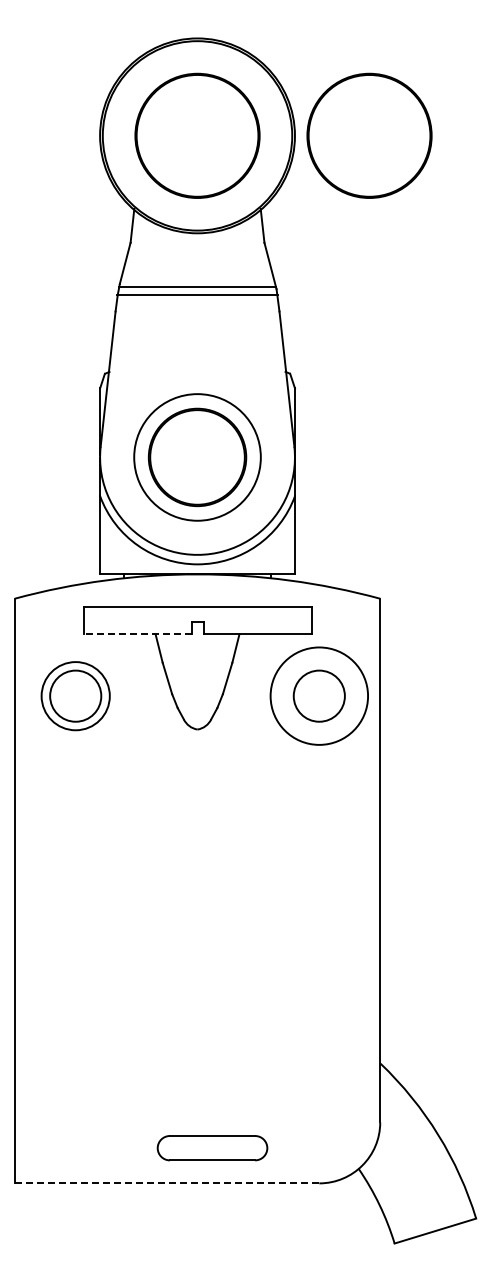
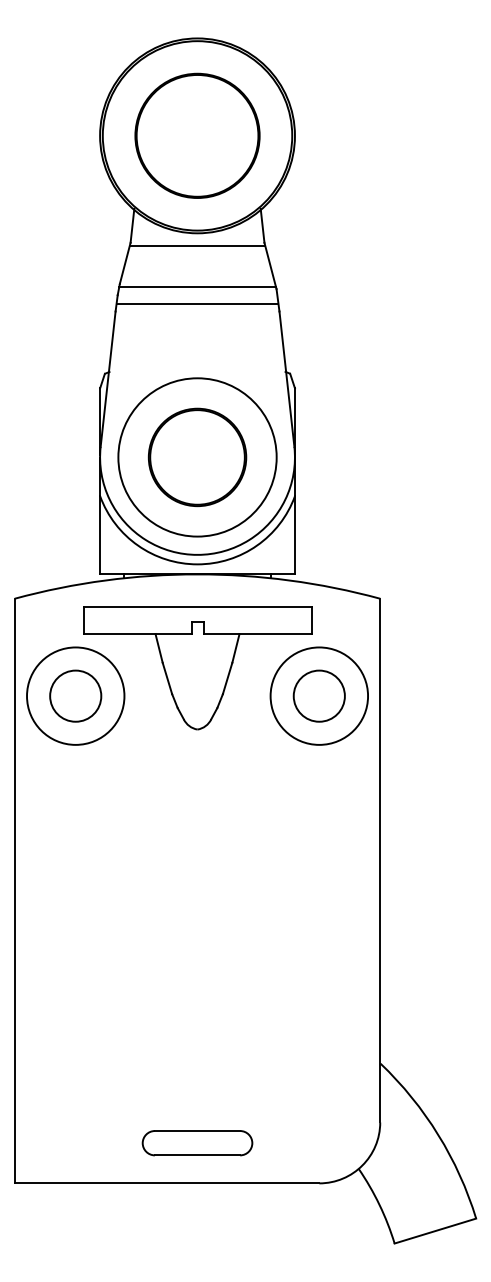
part: present -> none (369, 135)
line: none -> present (197, 245)
line position: (197, 294) -> (197, 303) (197, 303)
circle diameter: 127 px -> 158 px (197, 457)
line: dashed -> solid (137, 633)
circle diameter: 68 px -> 97 px (75, 695)
part position: (212, 1148) -> (197, 1143) (197, 1143)
line: dashed -> solid (166, 1183)
